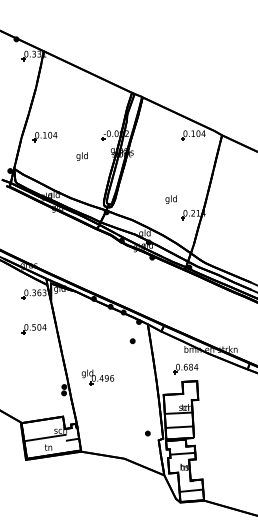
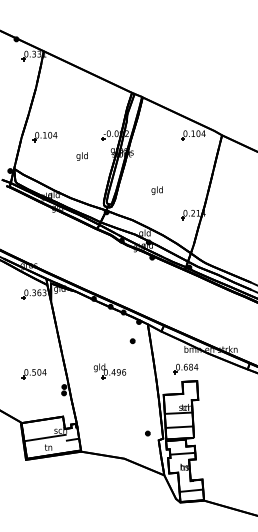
text position: (170, 199) -> (156, 190) (156, 190)
part position: (33, 329) -> (33, 374) (33, 374)
part position: (97, 377) -> (109, 371) (109, 371)
